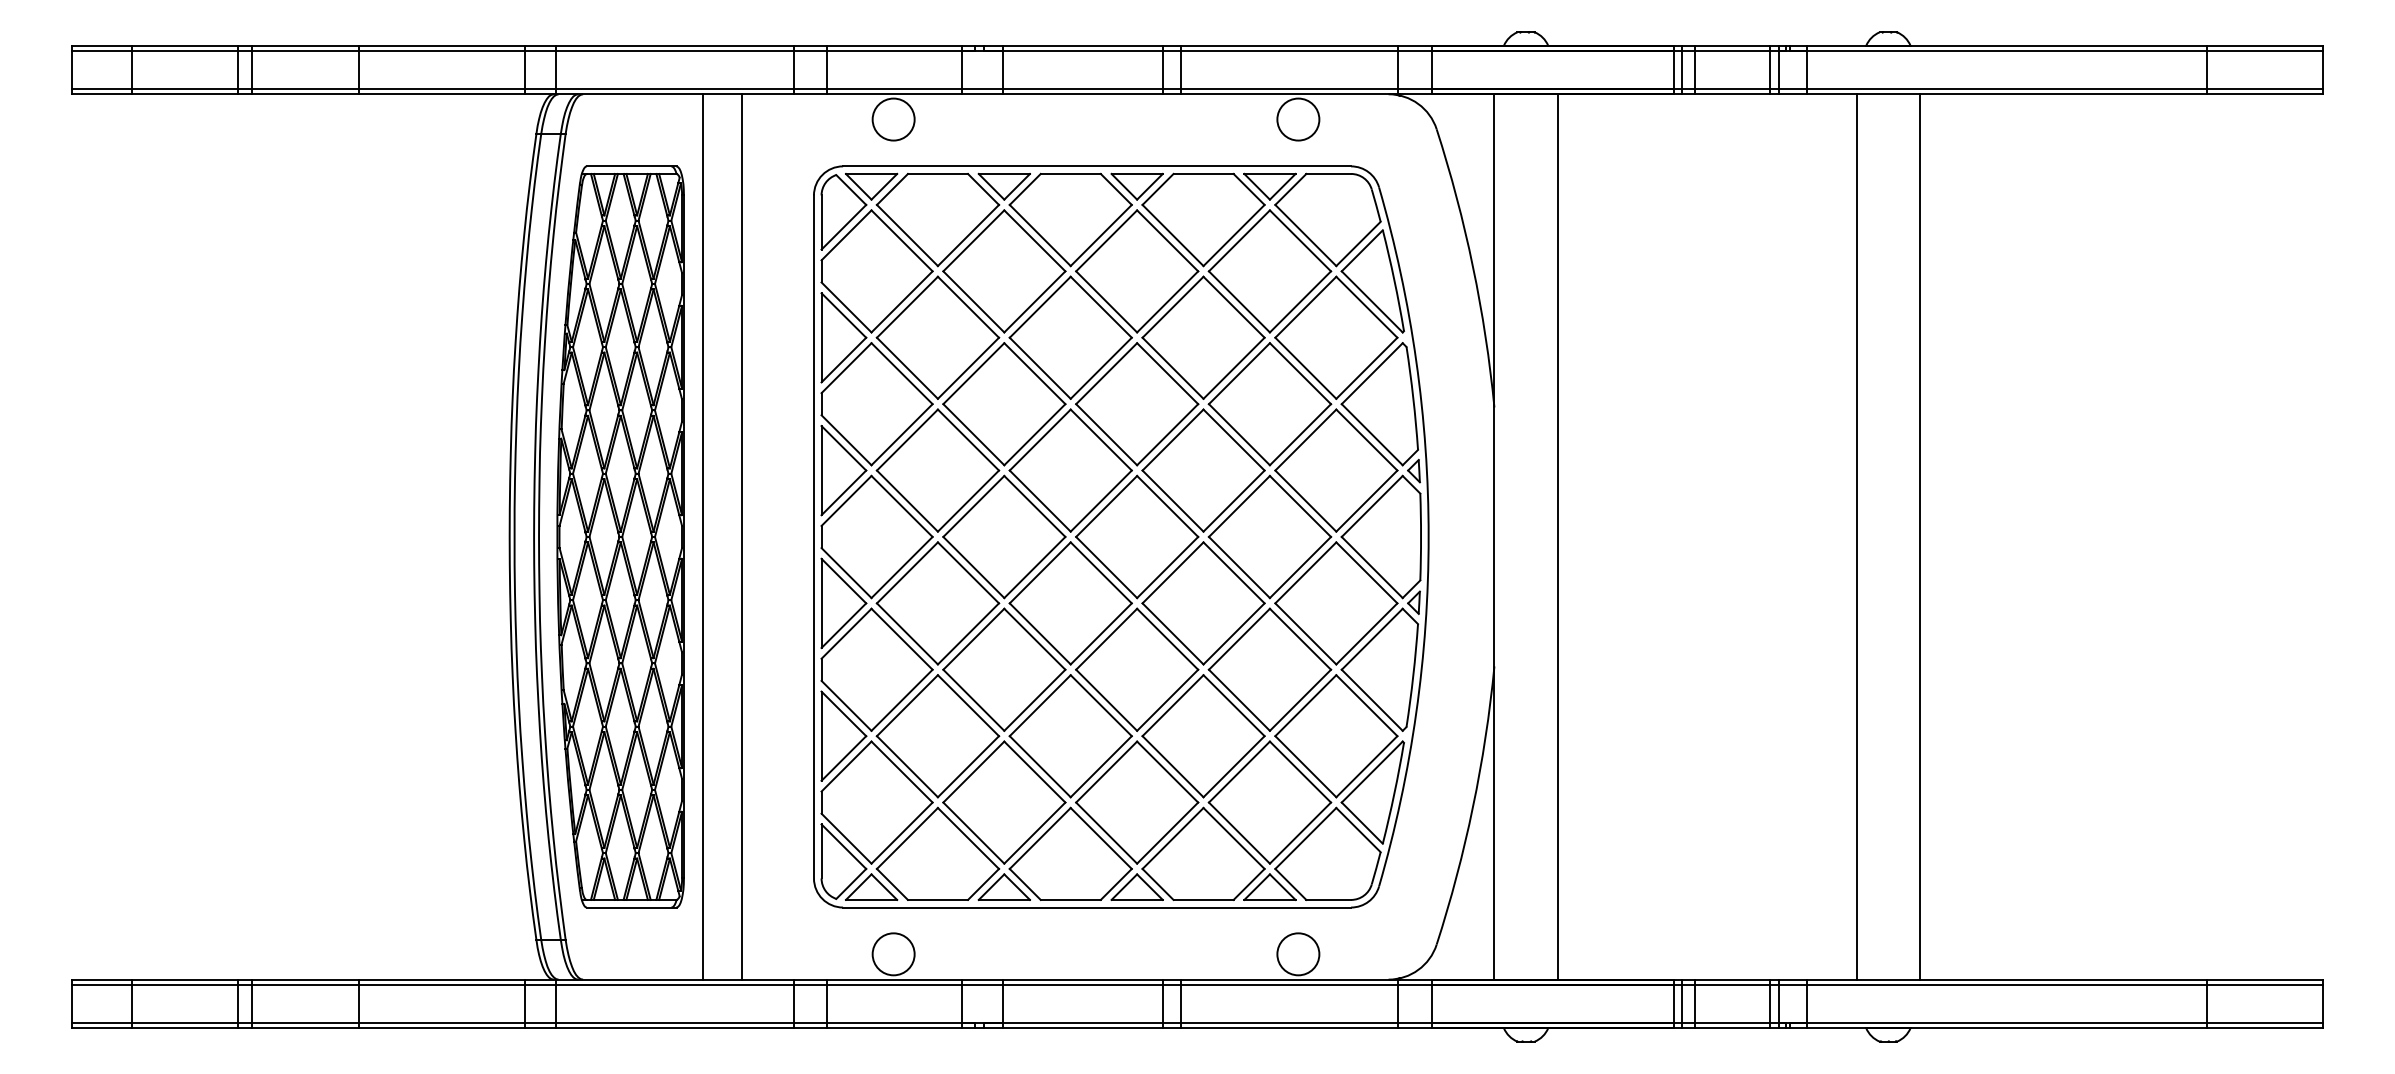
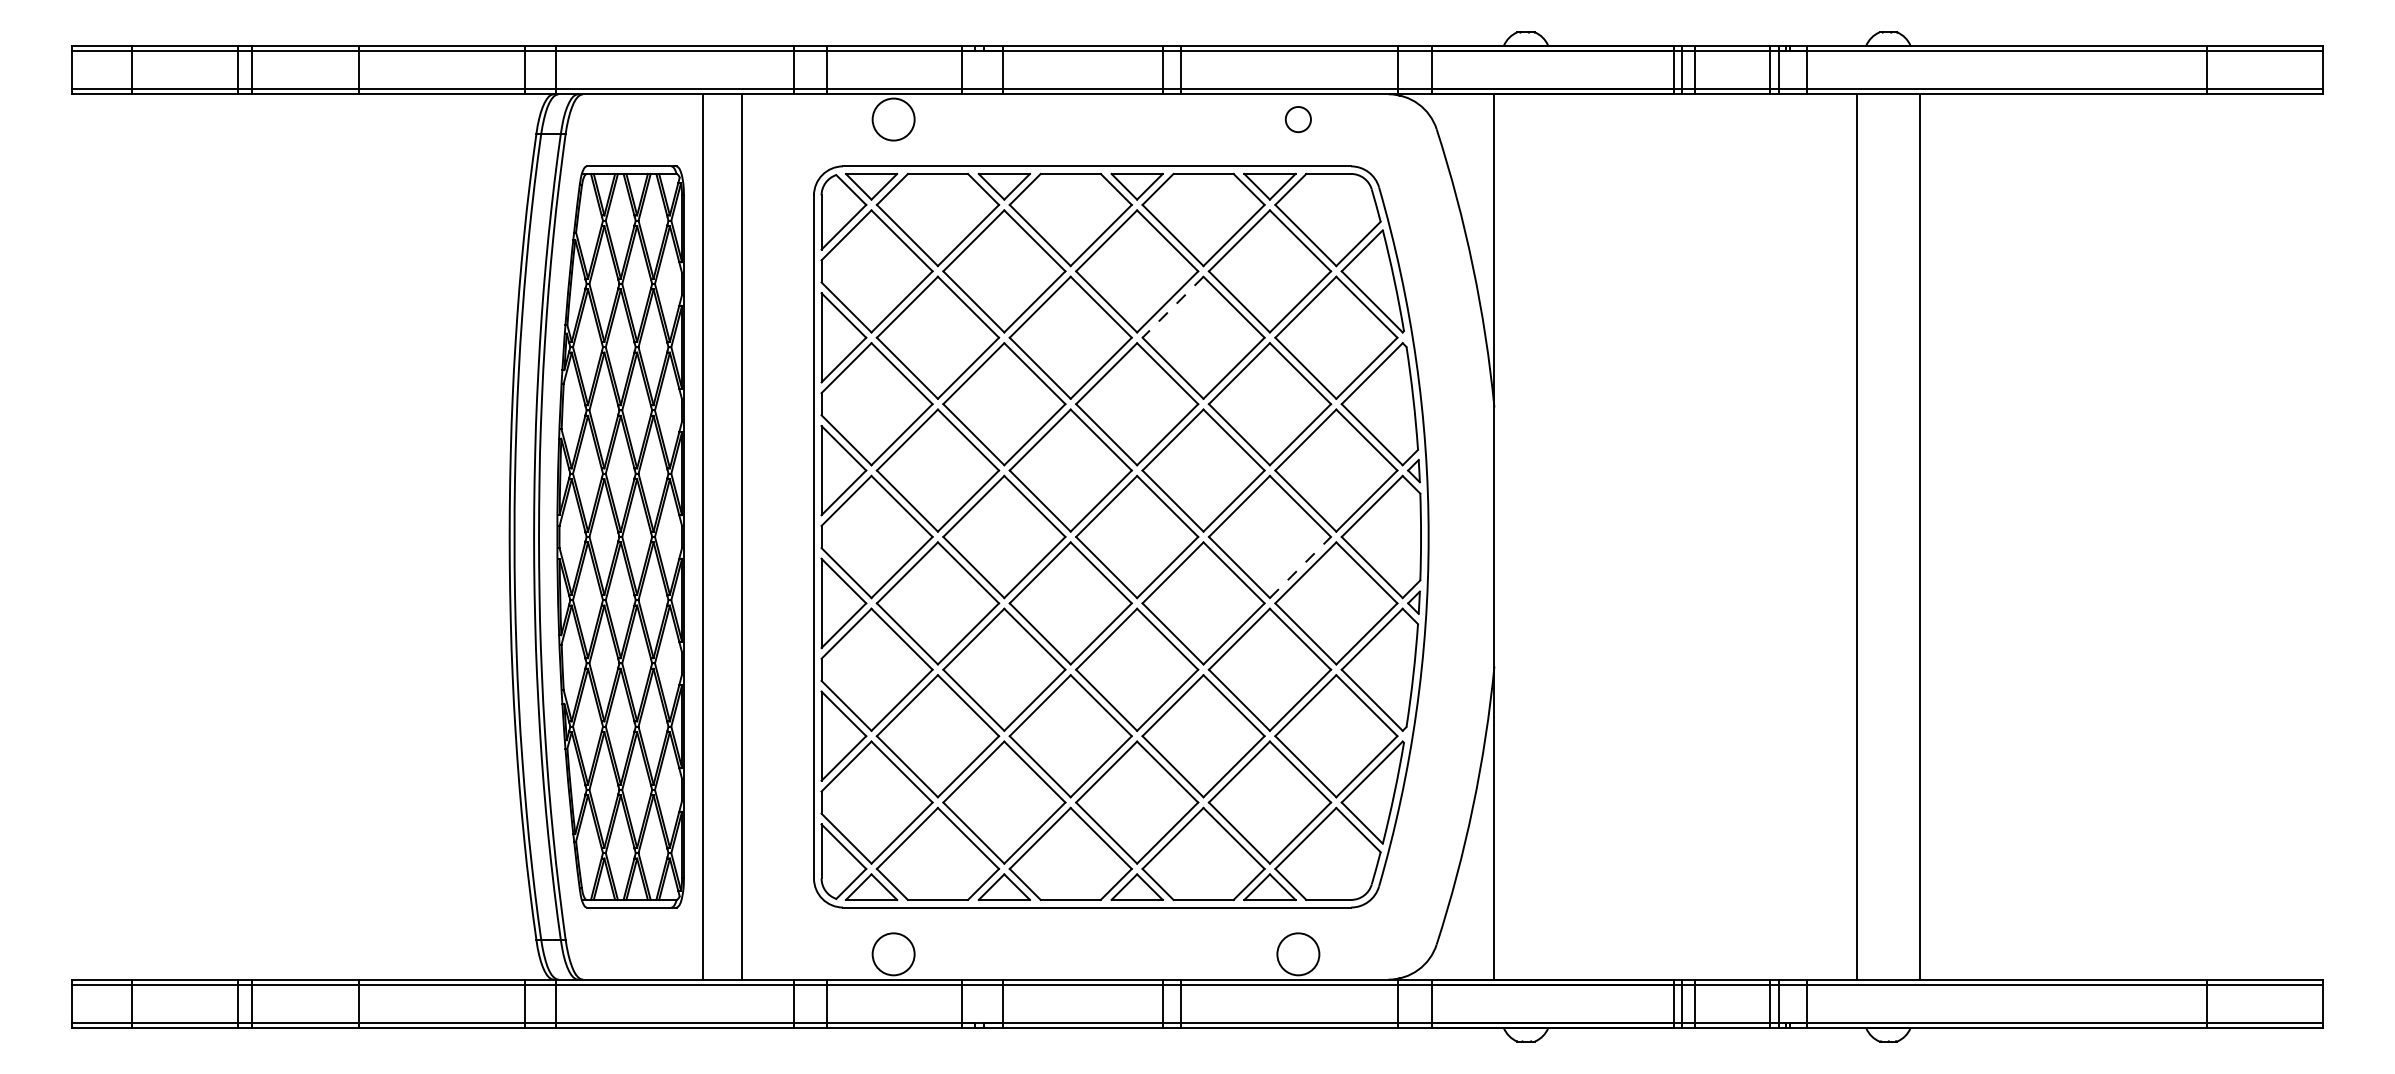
circle diameter: 42 px -> 25 px (1297, 119)
line: solid -> dashed (1172, 307)
line: present -> none (1557, 536)
line: solid -> dashed (1300, 567)
